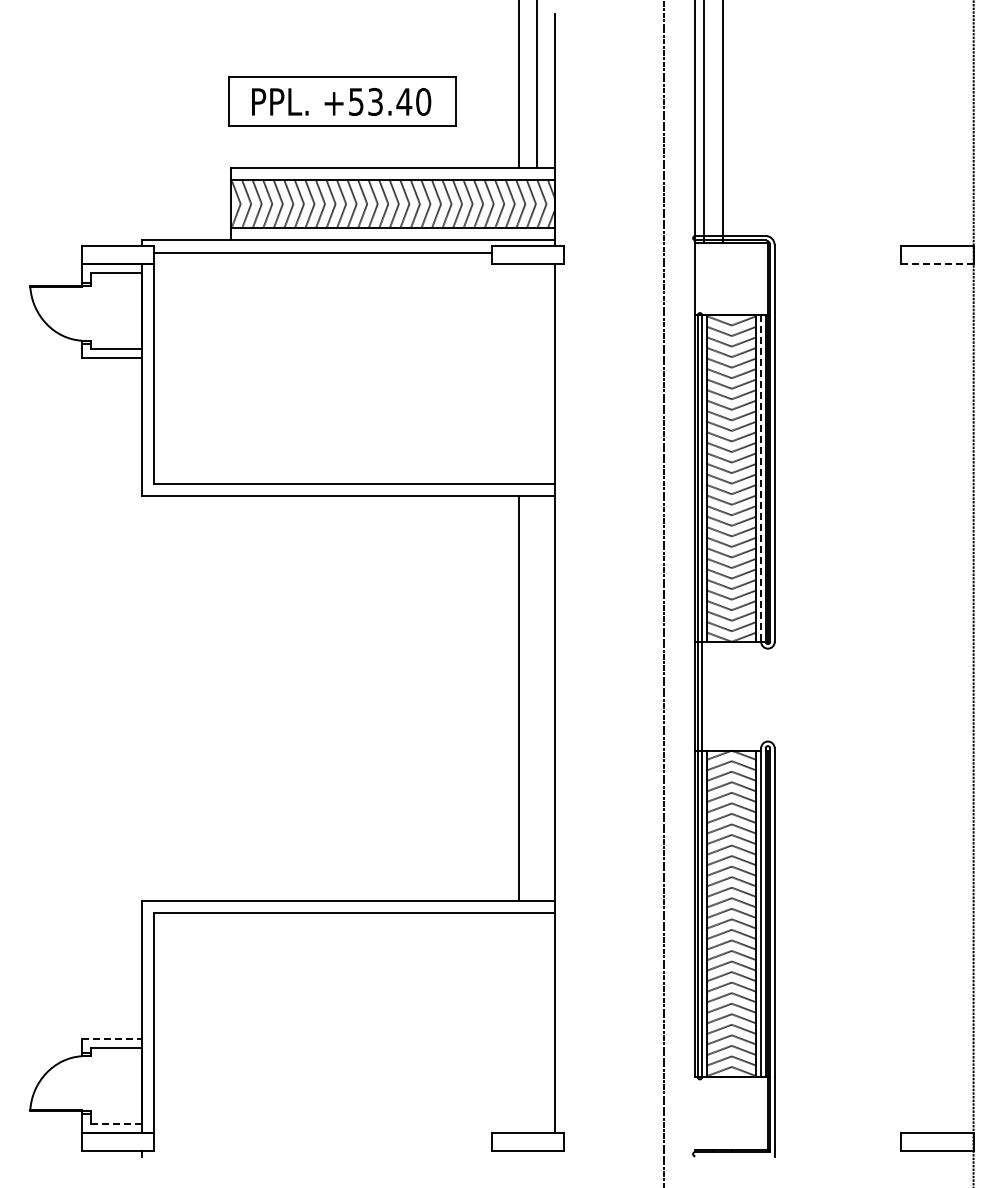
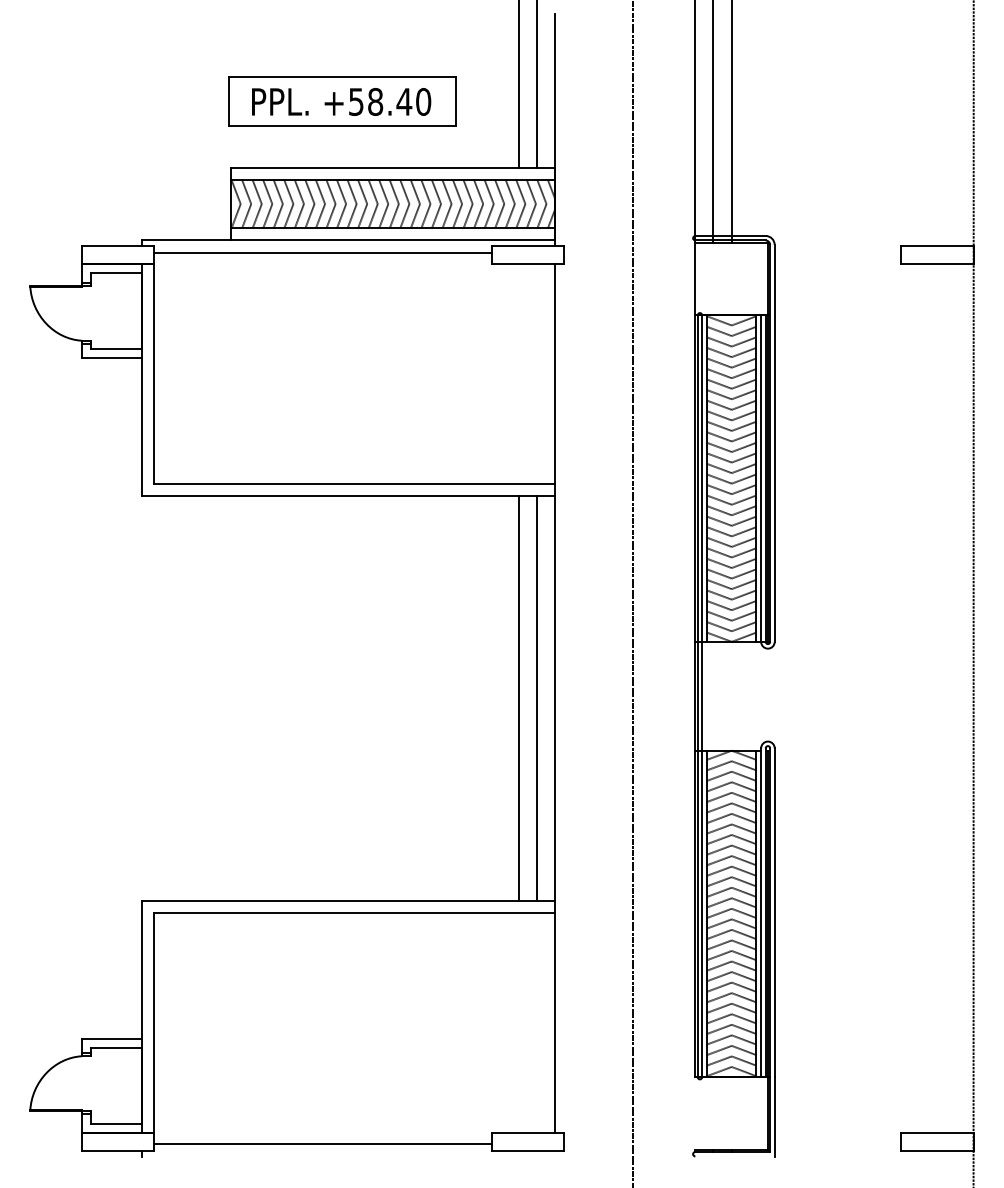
text: +53.40 -> +58.40 (375, 101)
line position: (704, 122) -> (713, 122) (713, 122)
line position: (722, 122) -> (731, 122) (731, 122)
line: dashed -> solid (937, 263)
line: dashed -> solid (761, 479)
line position: (663, 593) -> (632, 593) (632, 593)
line: none -> present (536, 698)
line: dashed -> solid (112, 1038)
line: dashed -> solid (116, 1124)
line: none -> present (322, 1144)
